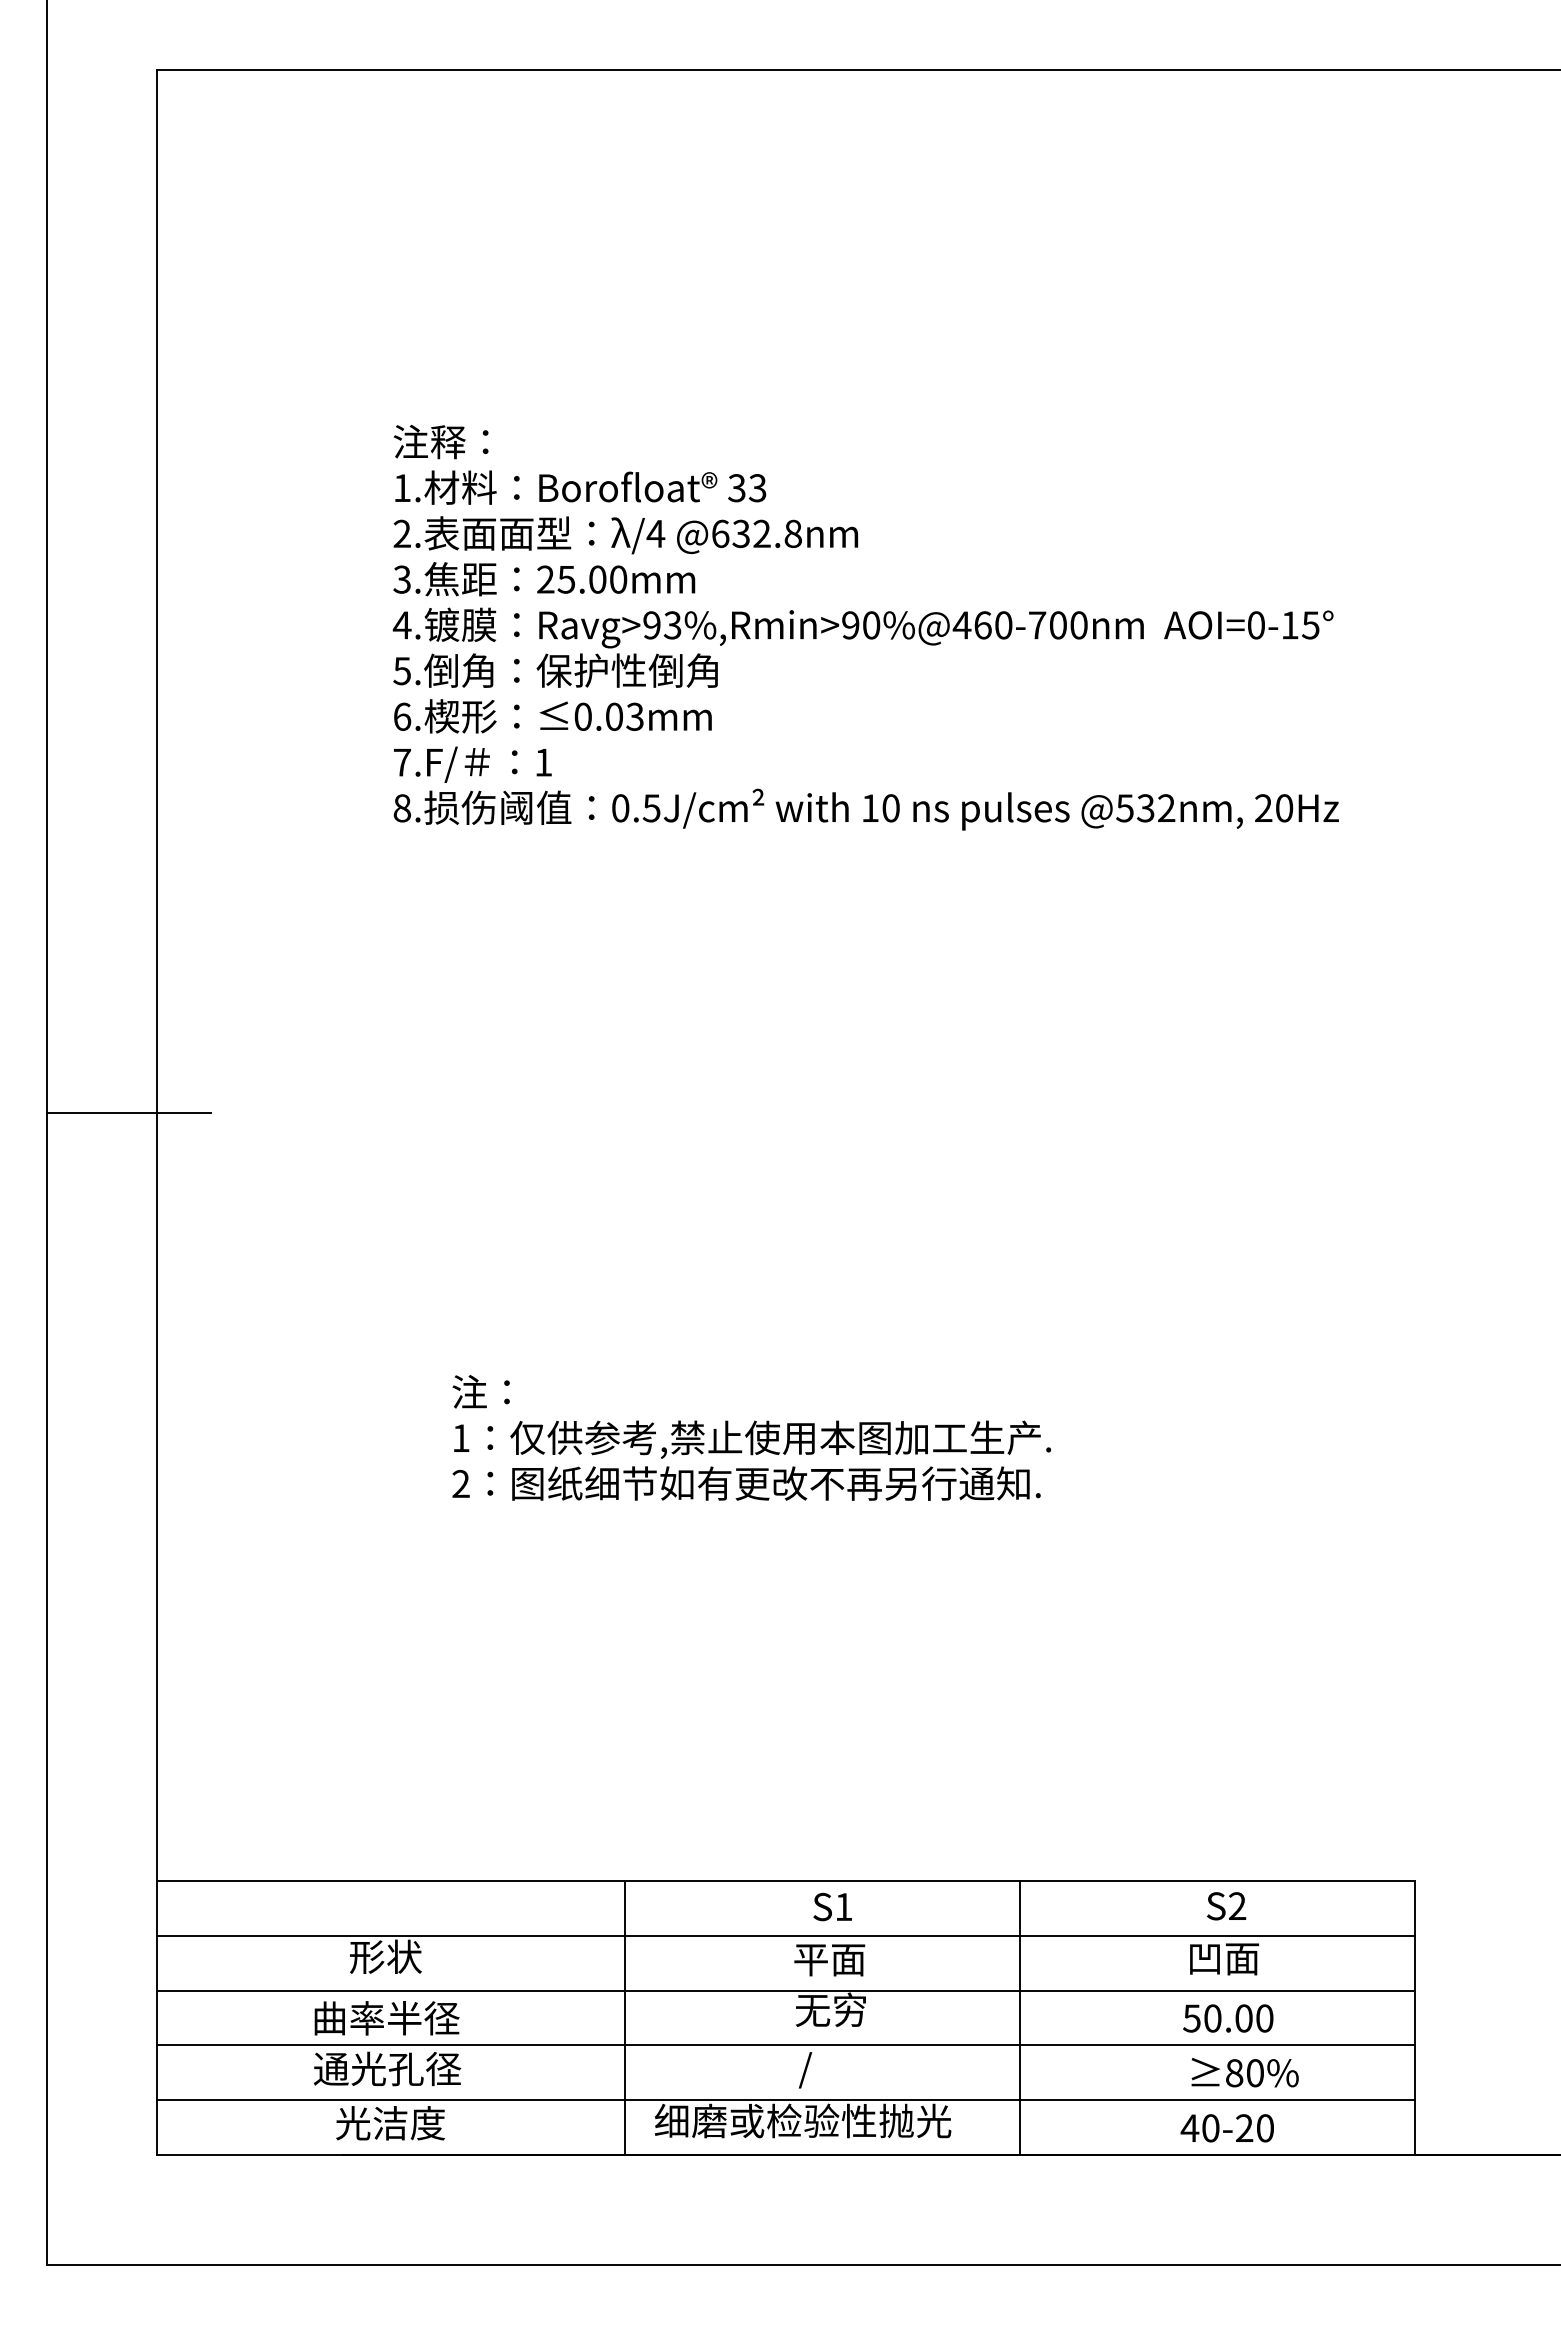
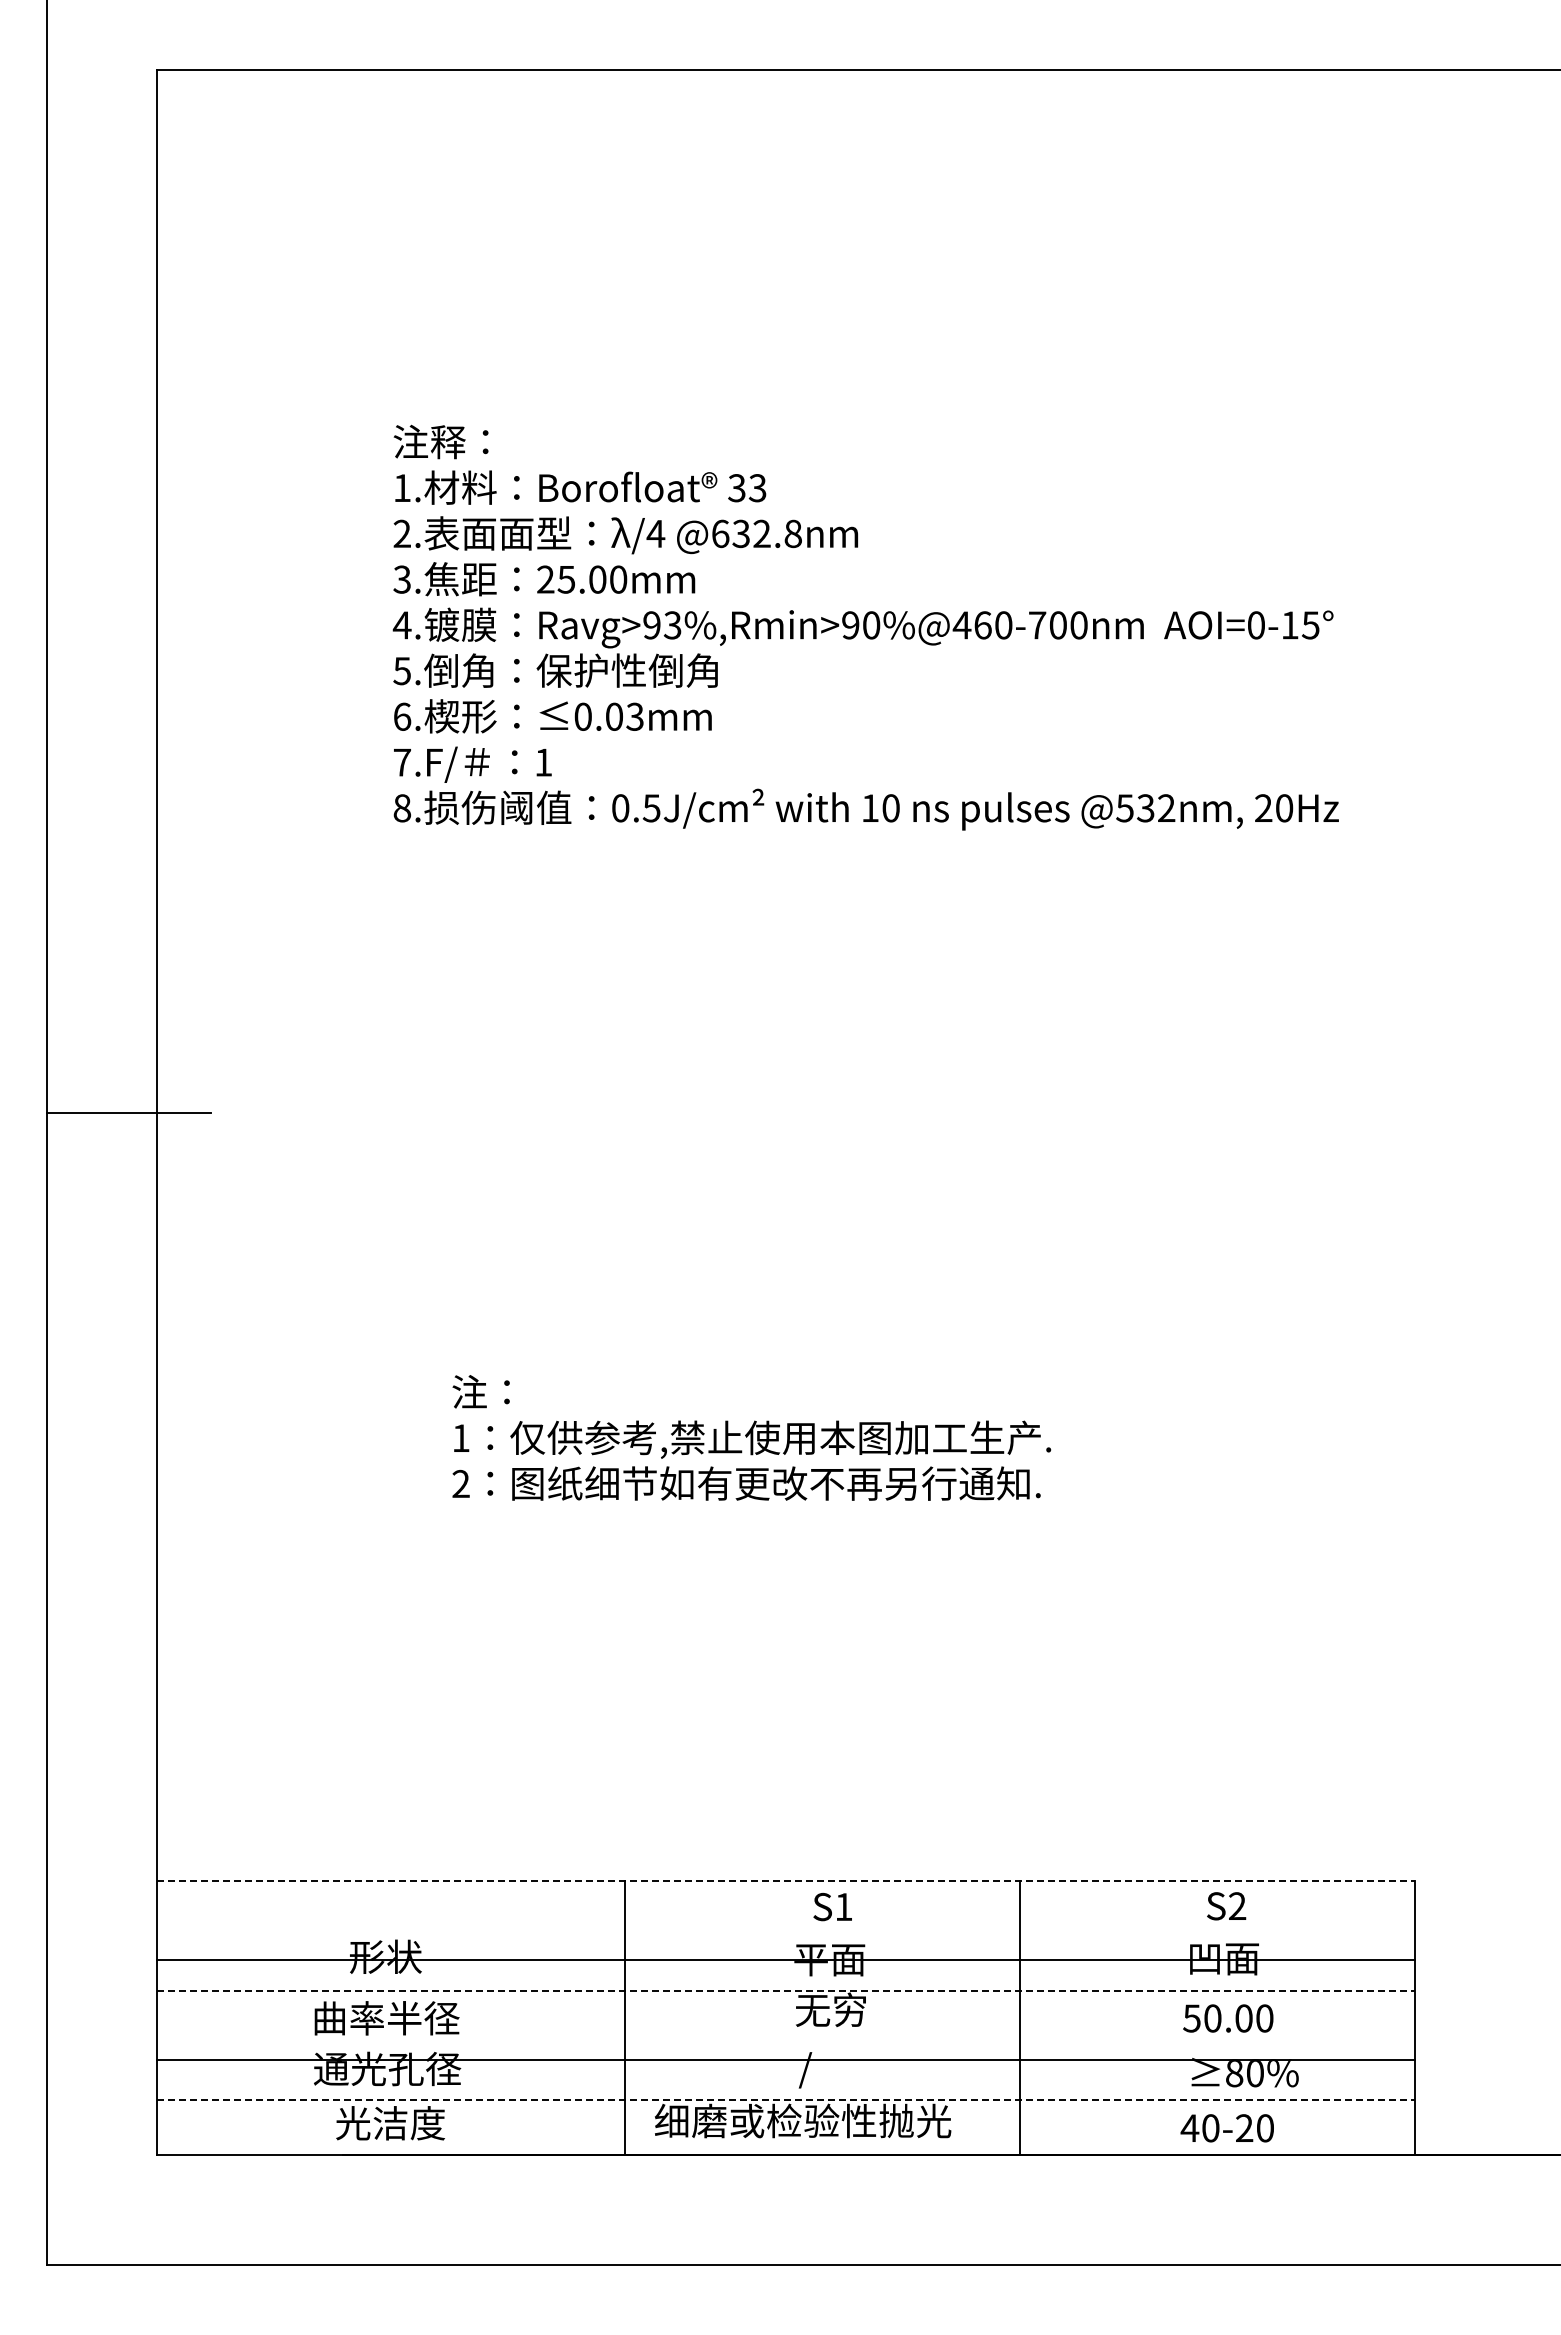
line: solid -> dashed (786, 1880)
line position: (785, 1935) -> (785, 1959) (785, 1959)
line: solid -> dashed (786, 1990)
line position: (785, 2045) -> (785, 2060) (785, 2060)
line: solid -> dashed (786, 2100)
